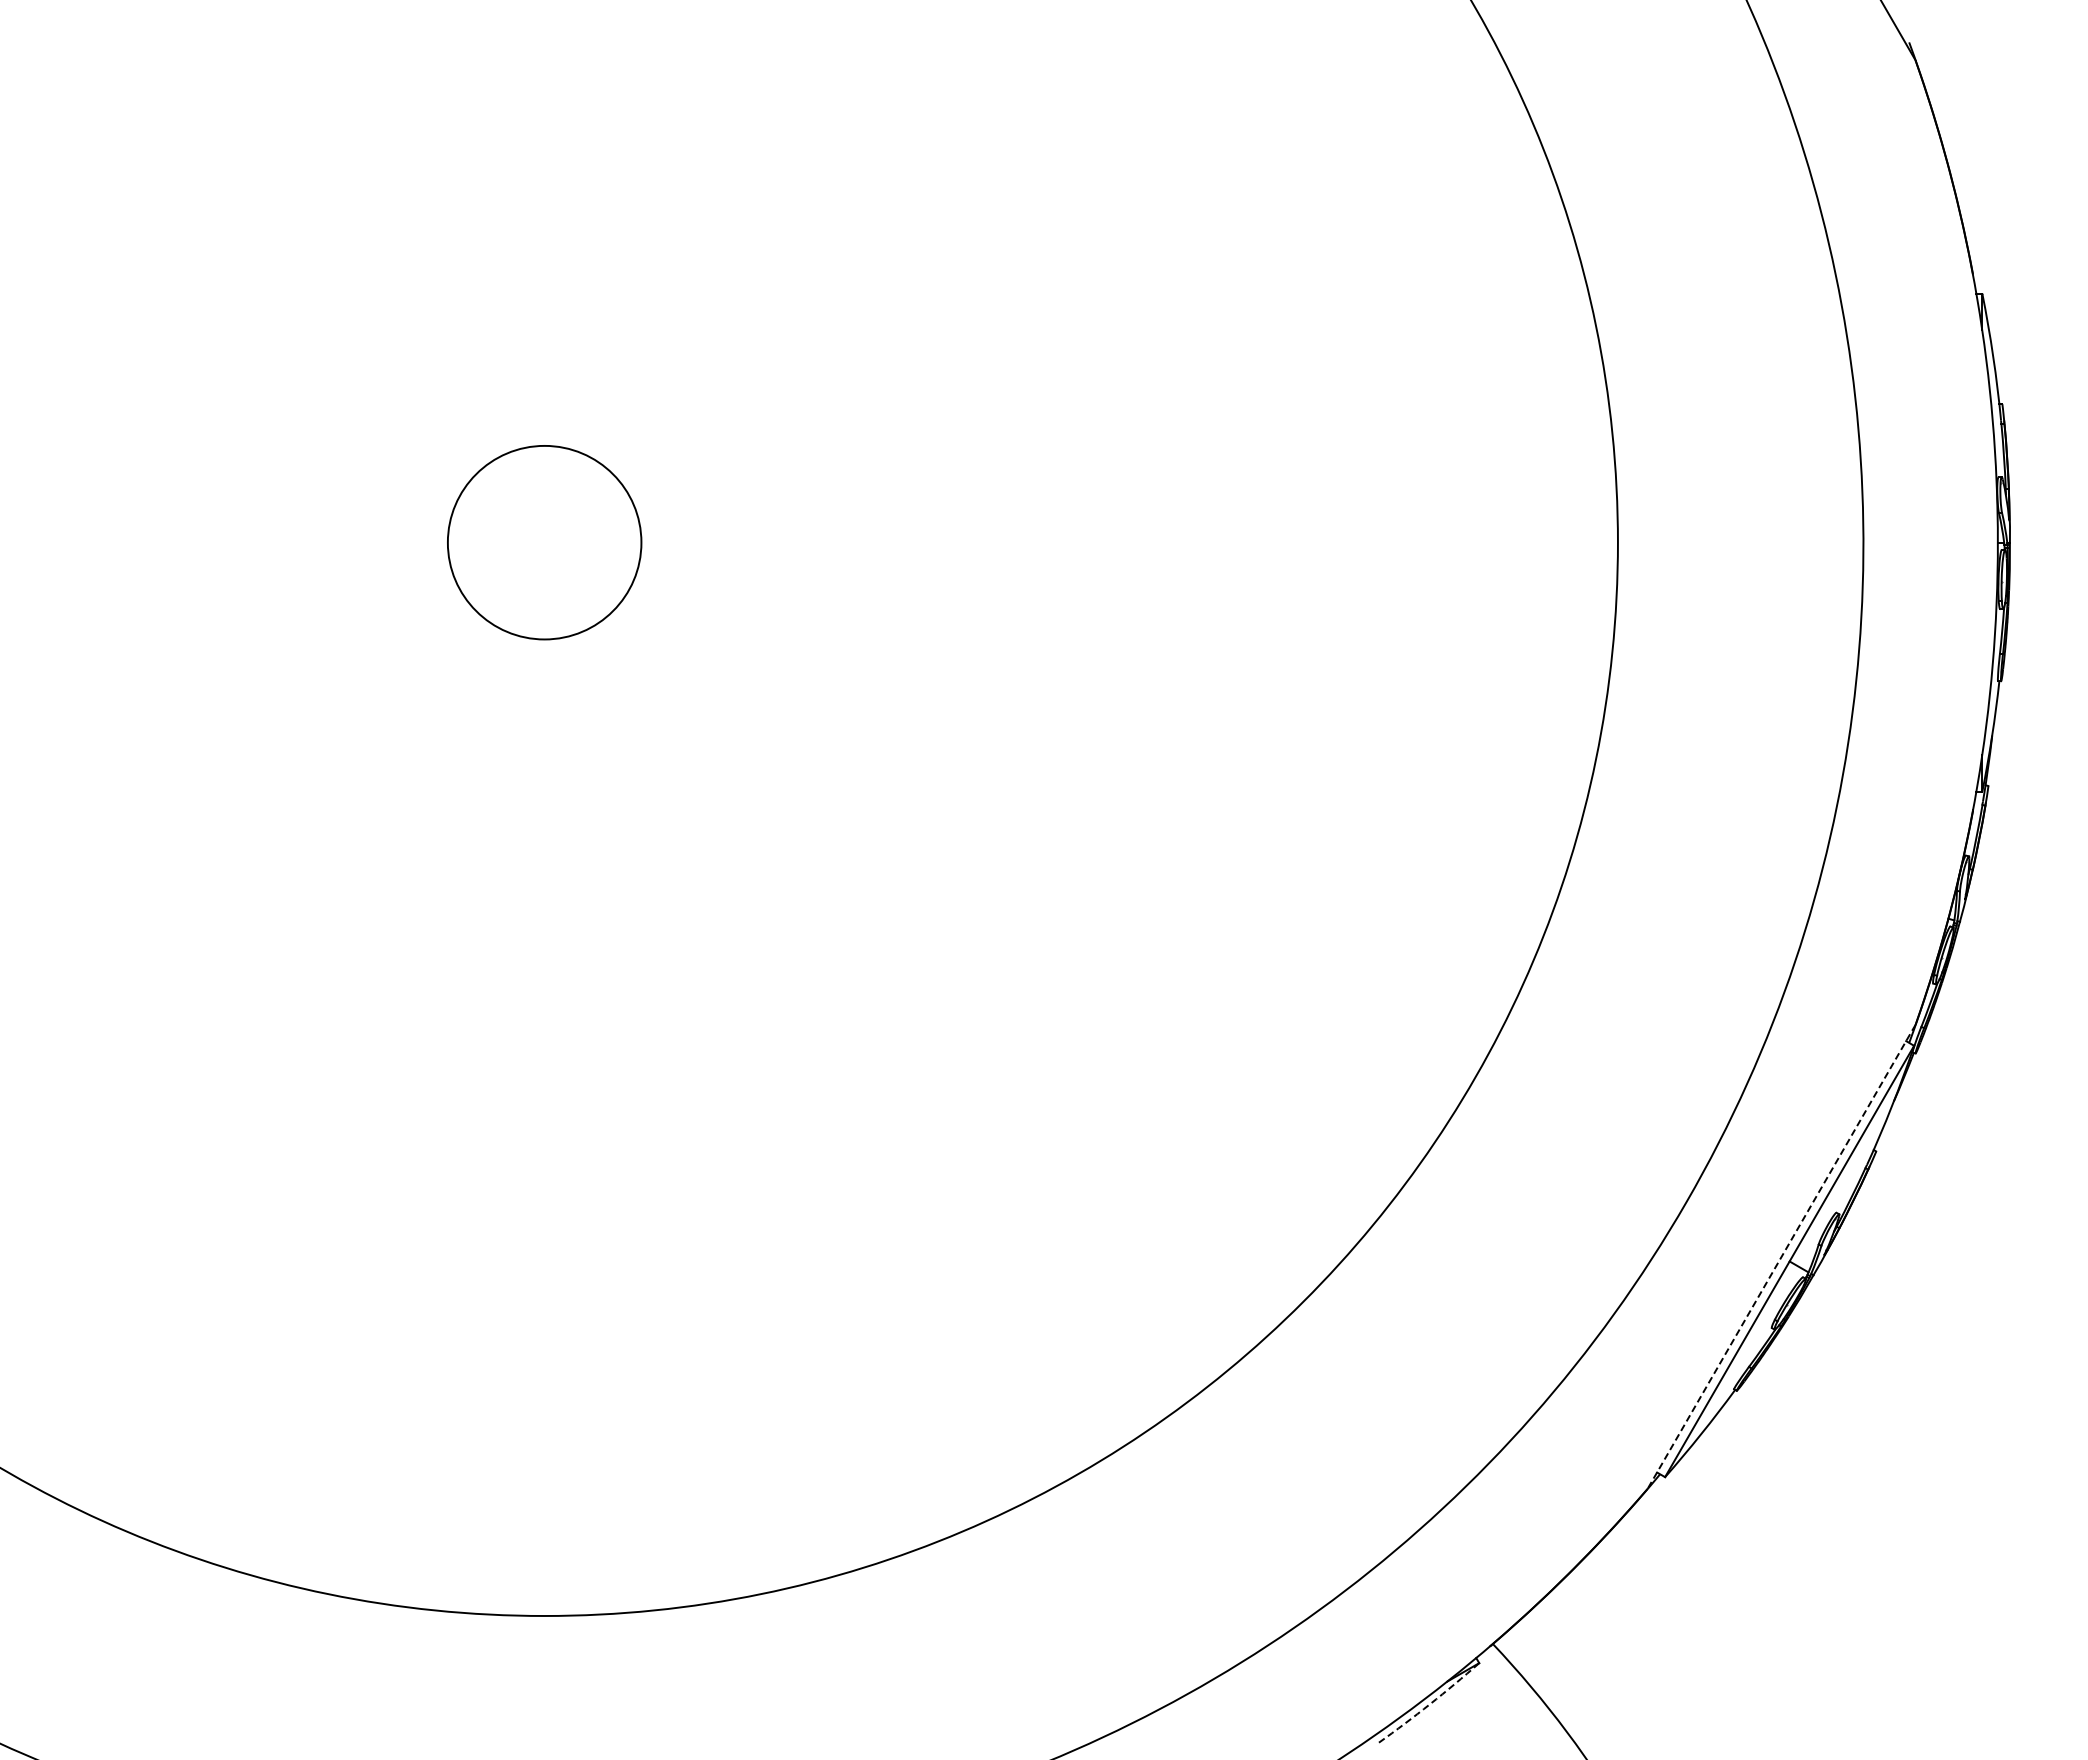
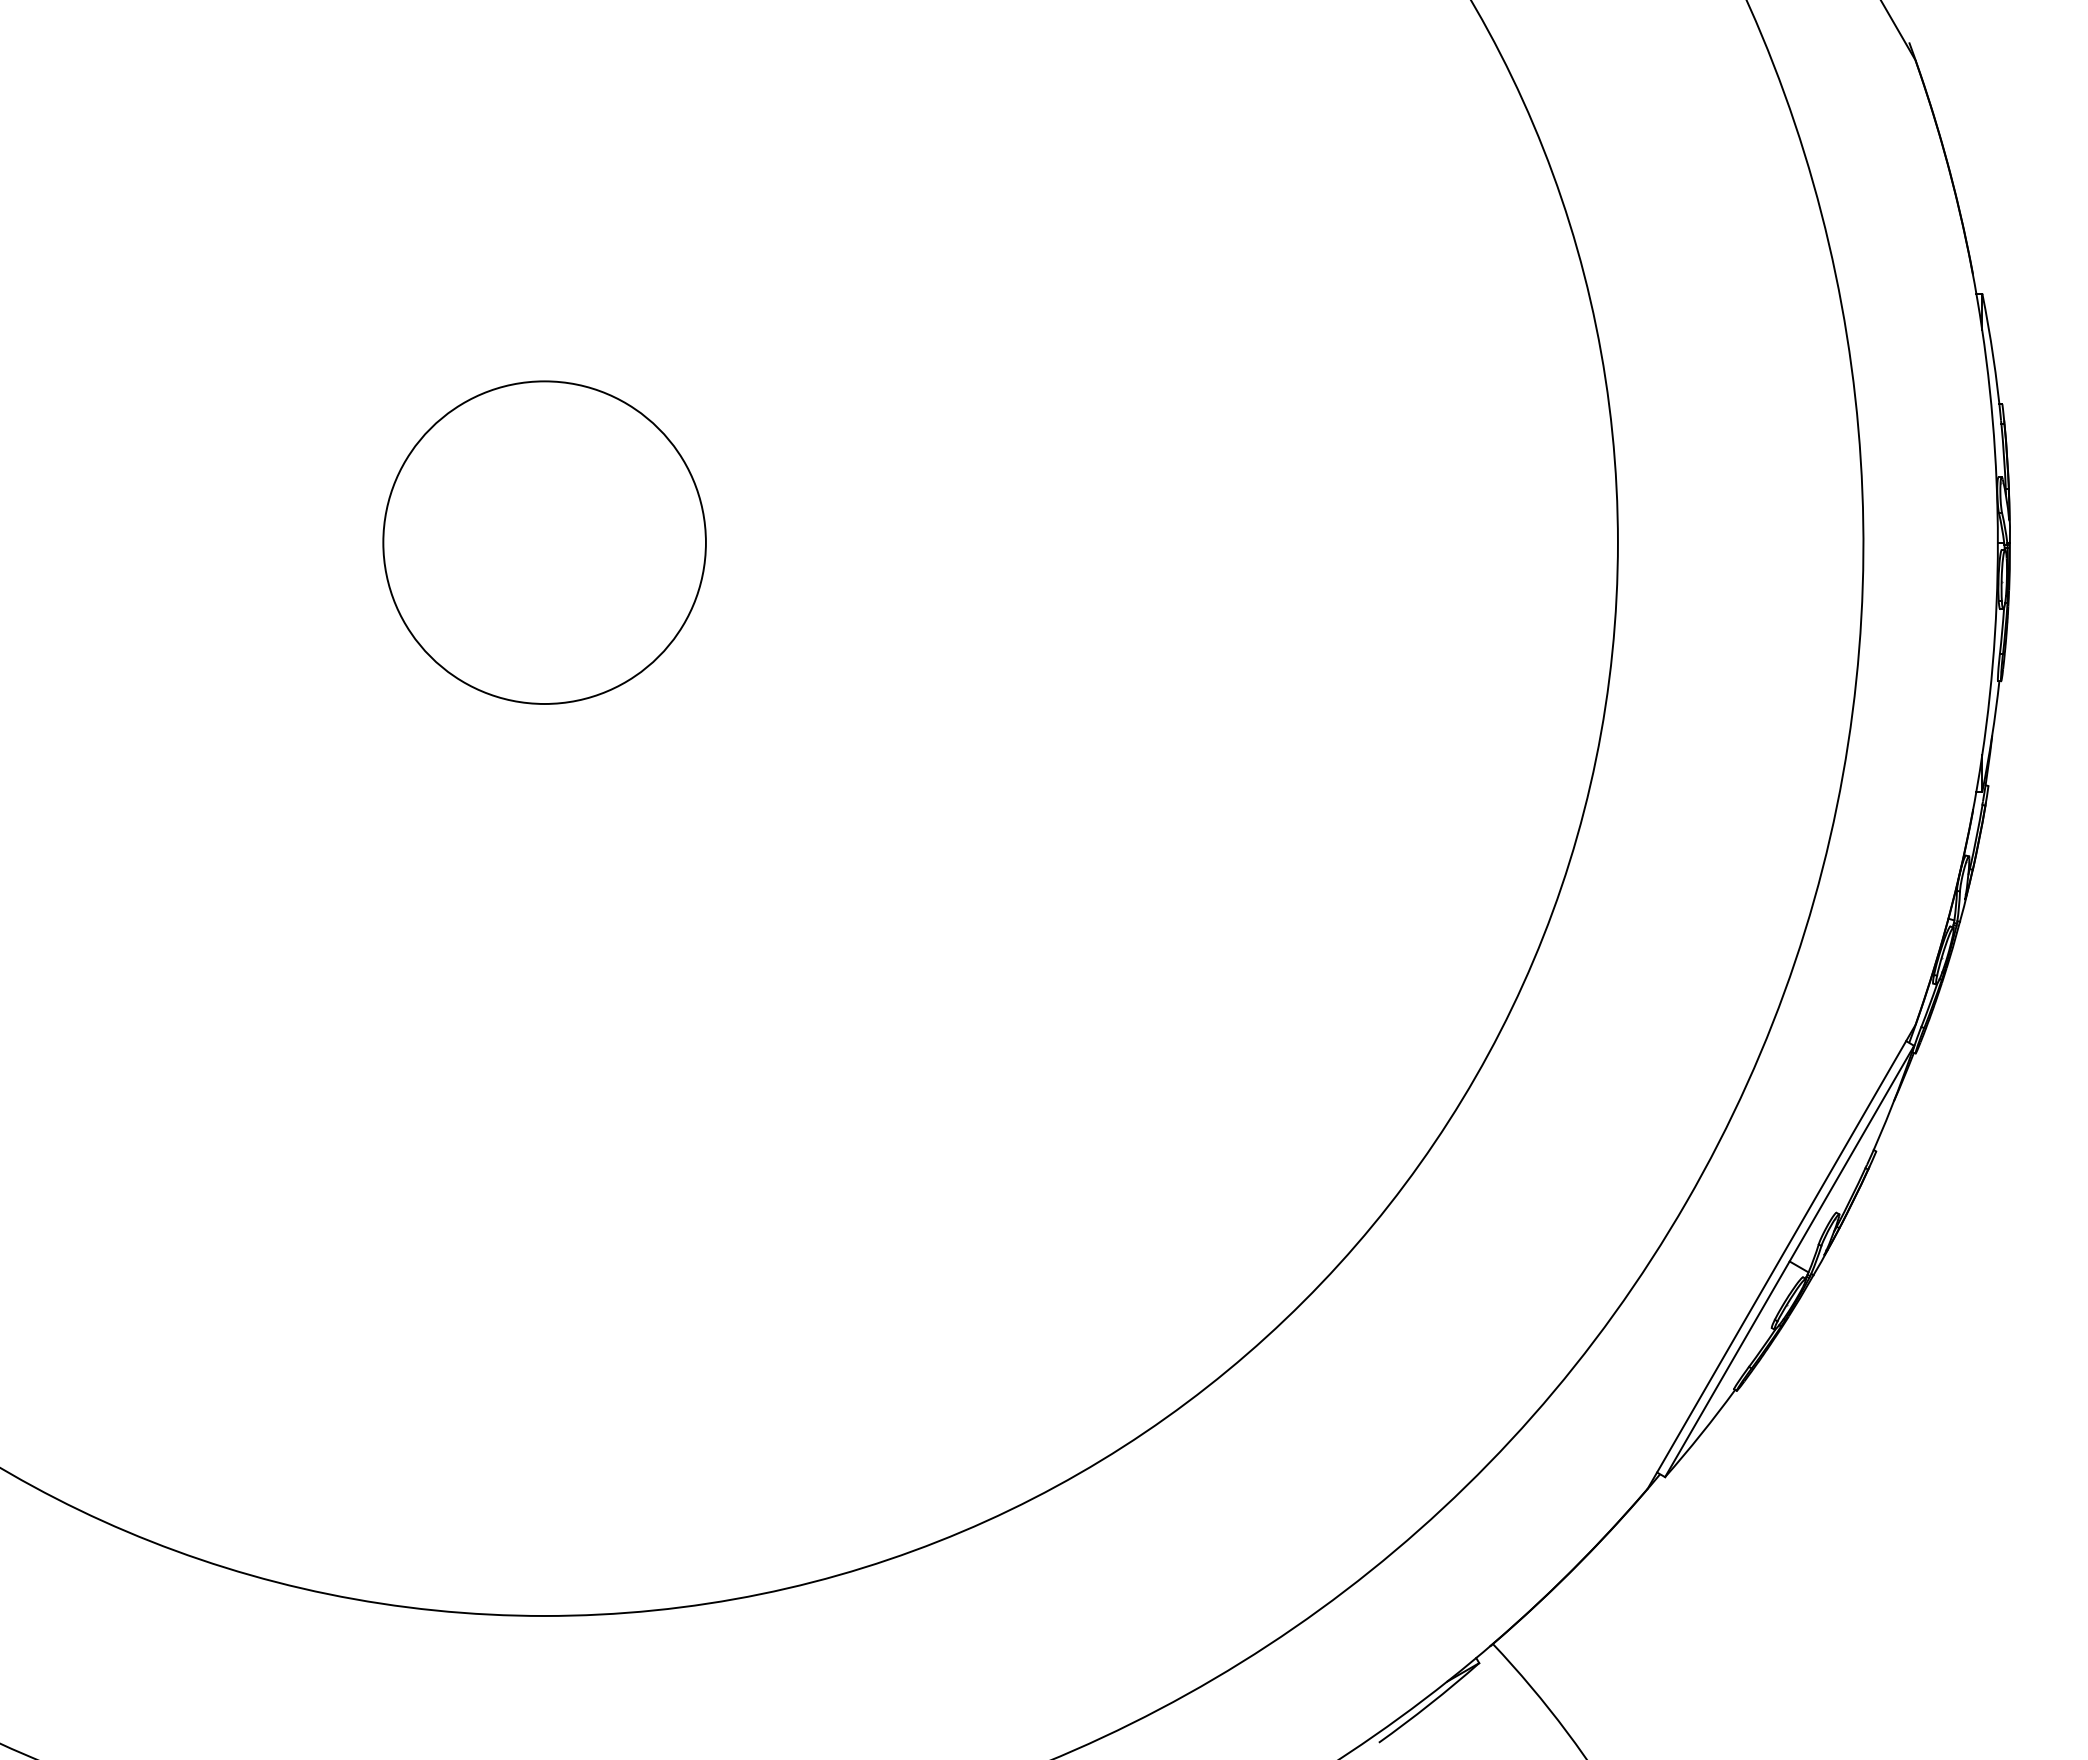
circle diameter: 194 px -> 323 px (544, 542)
line: dashed -> solid (1781, 1257)
arc: dashed -> solid (1430, 1704)
